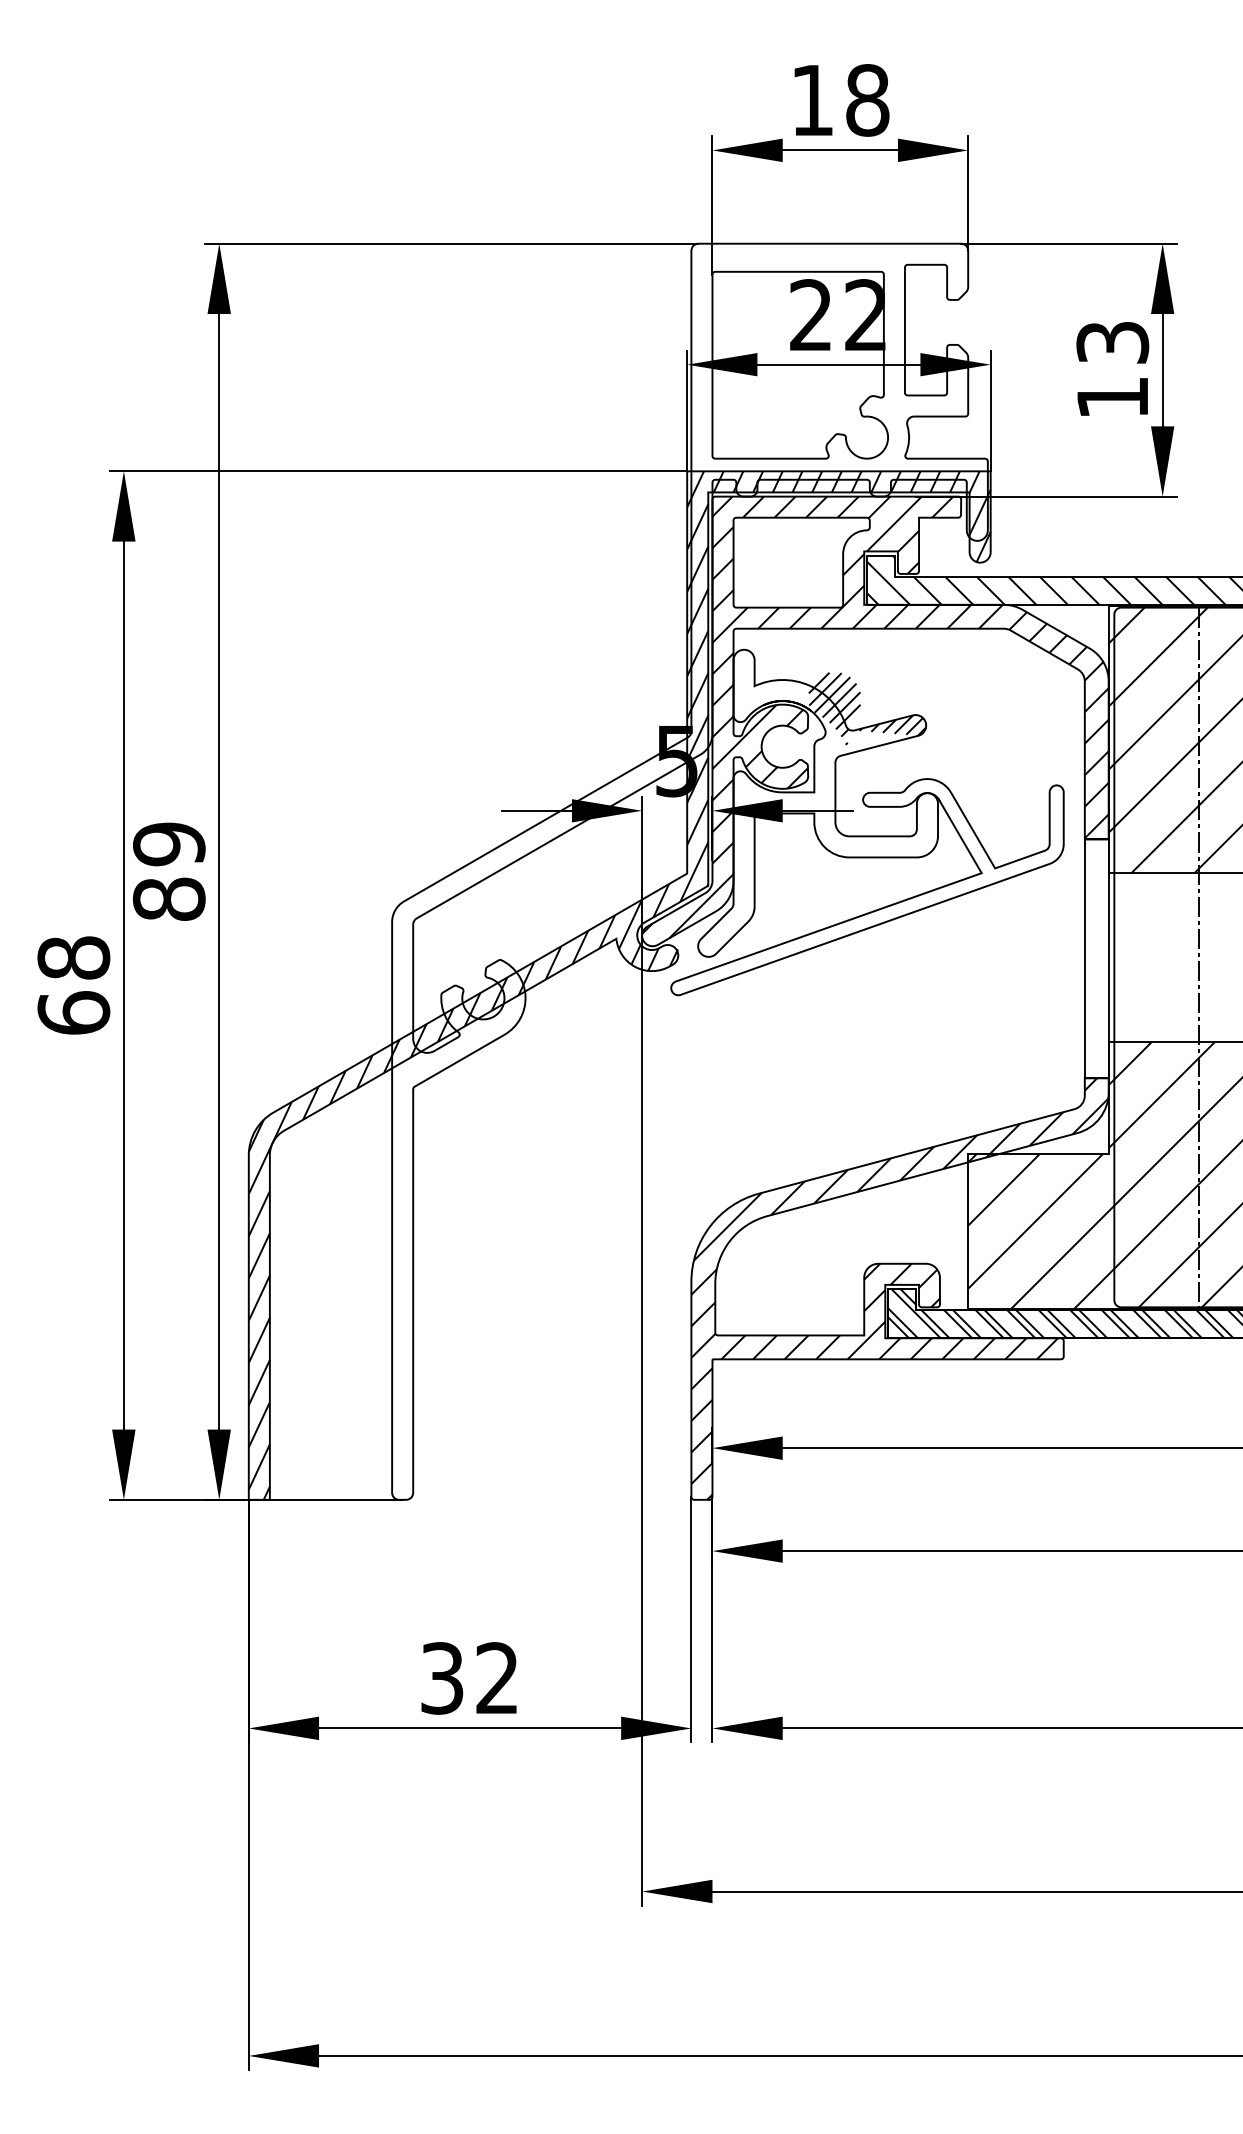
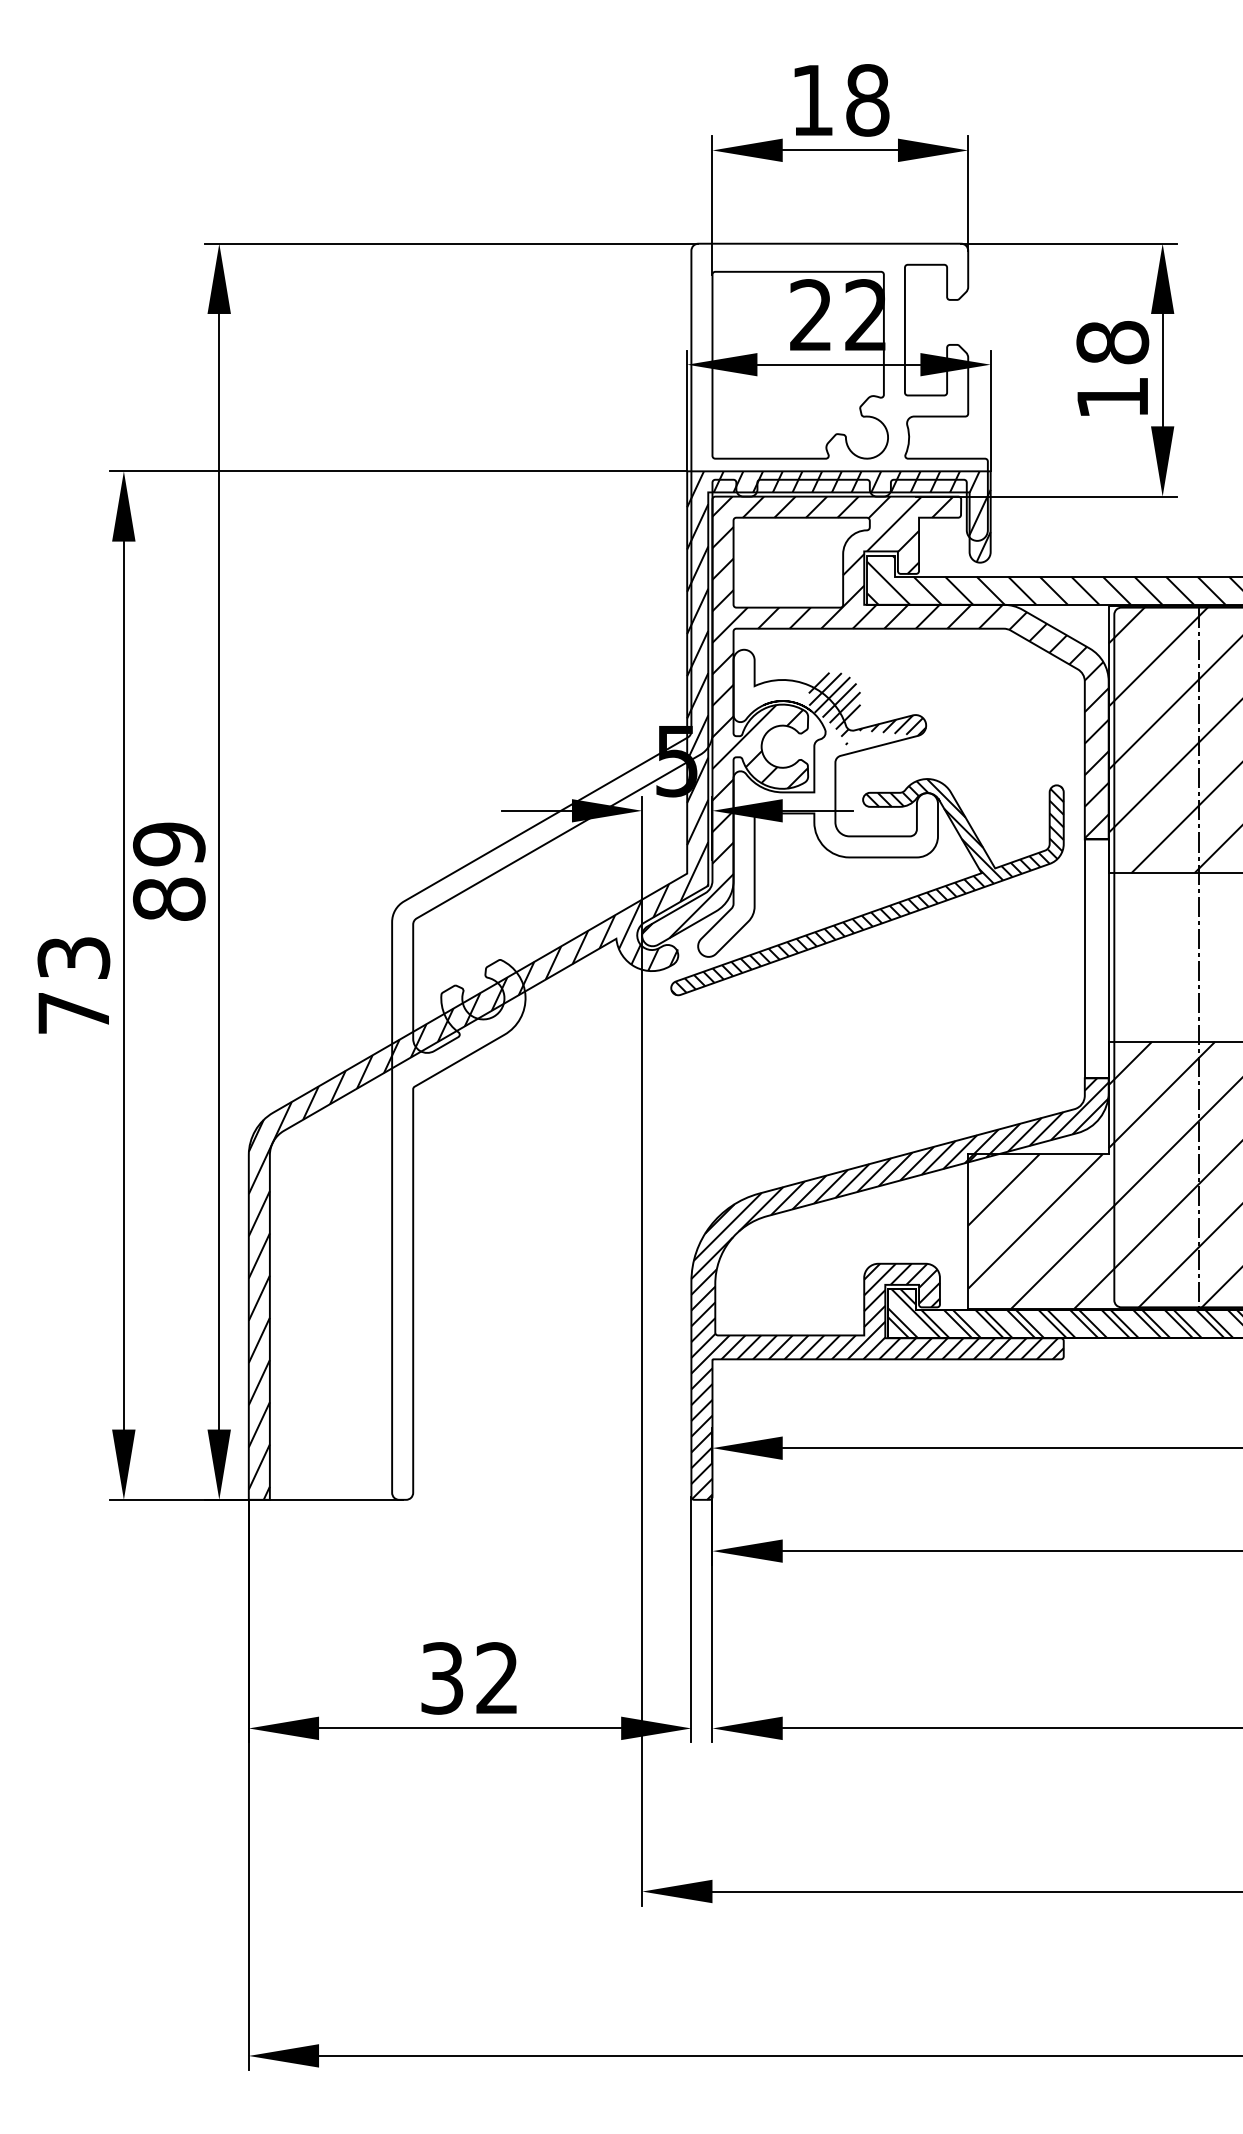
text: 13 -> 18 (1112, 342)
hatch: none -> present (867, 886)
text: 68 -> 73 (73, 985)
hatch: none -> present (899, 1290)
